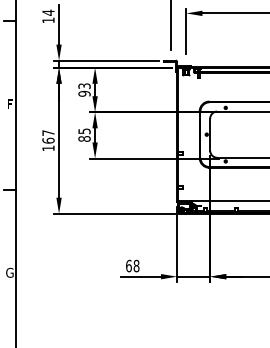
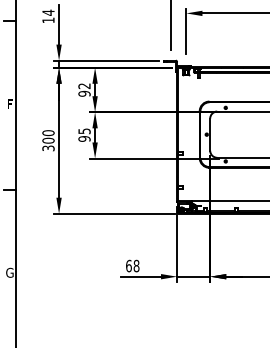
text: 93 -> 92 (84, 85)
text: 85 -> 95 (84, 138)
text: 167 -> 300 (48, 140)
